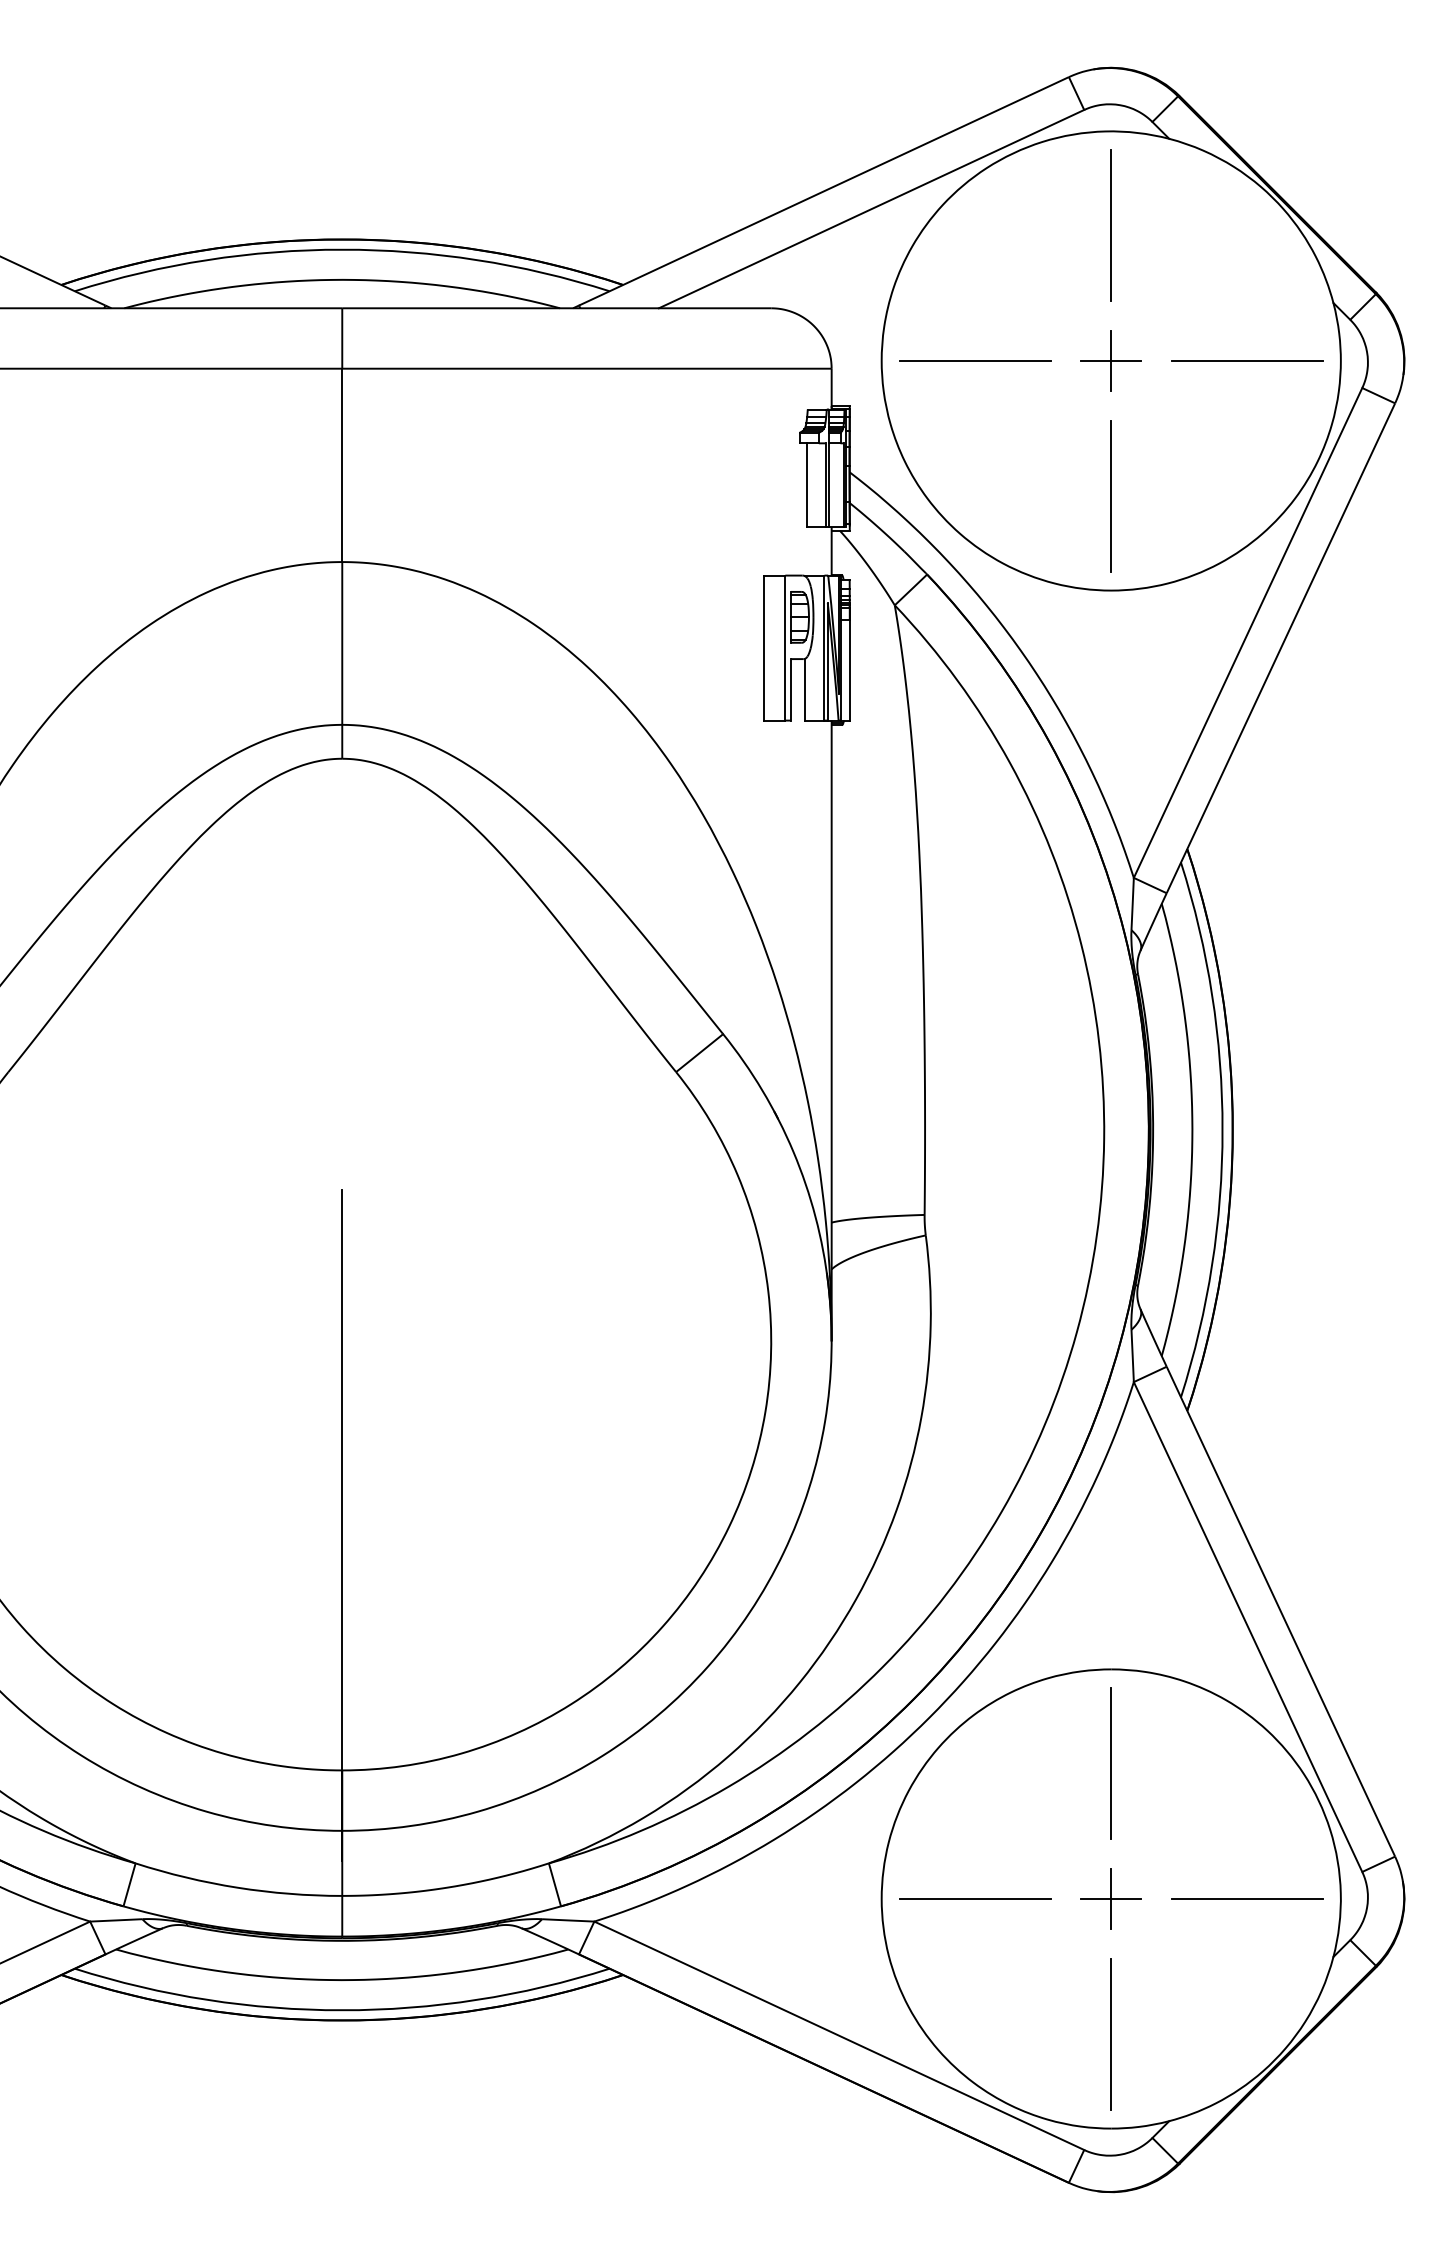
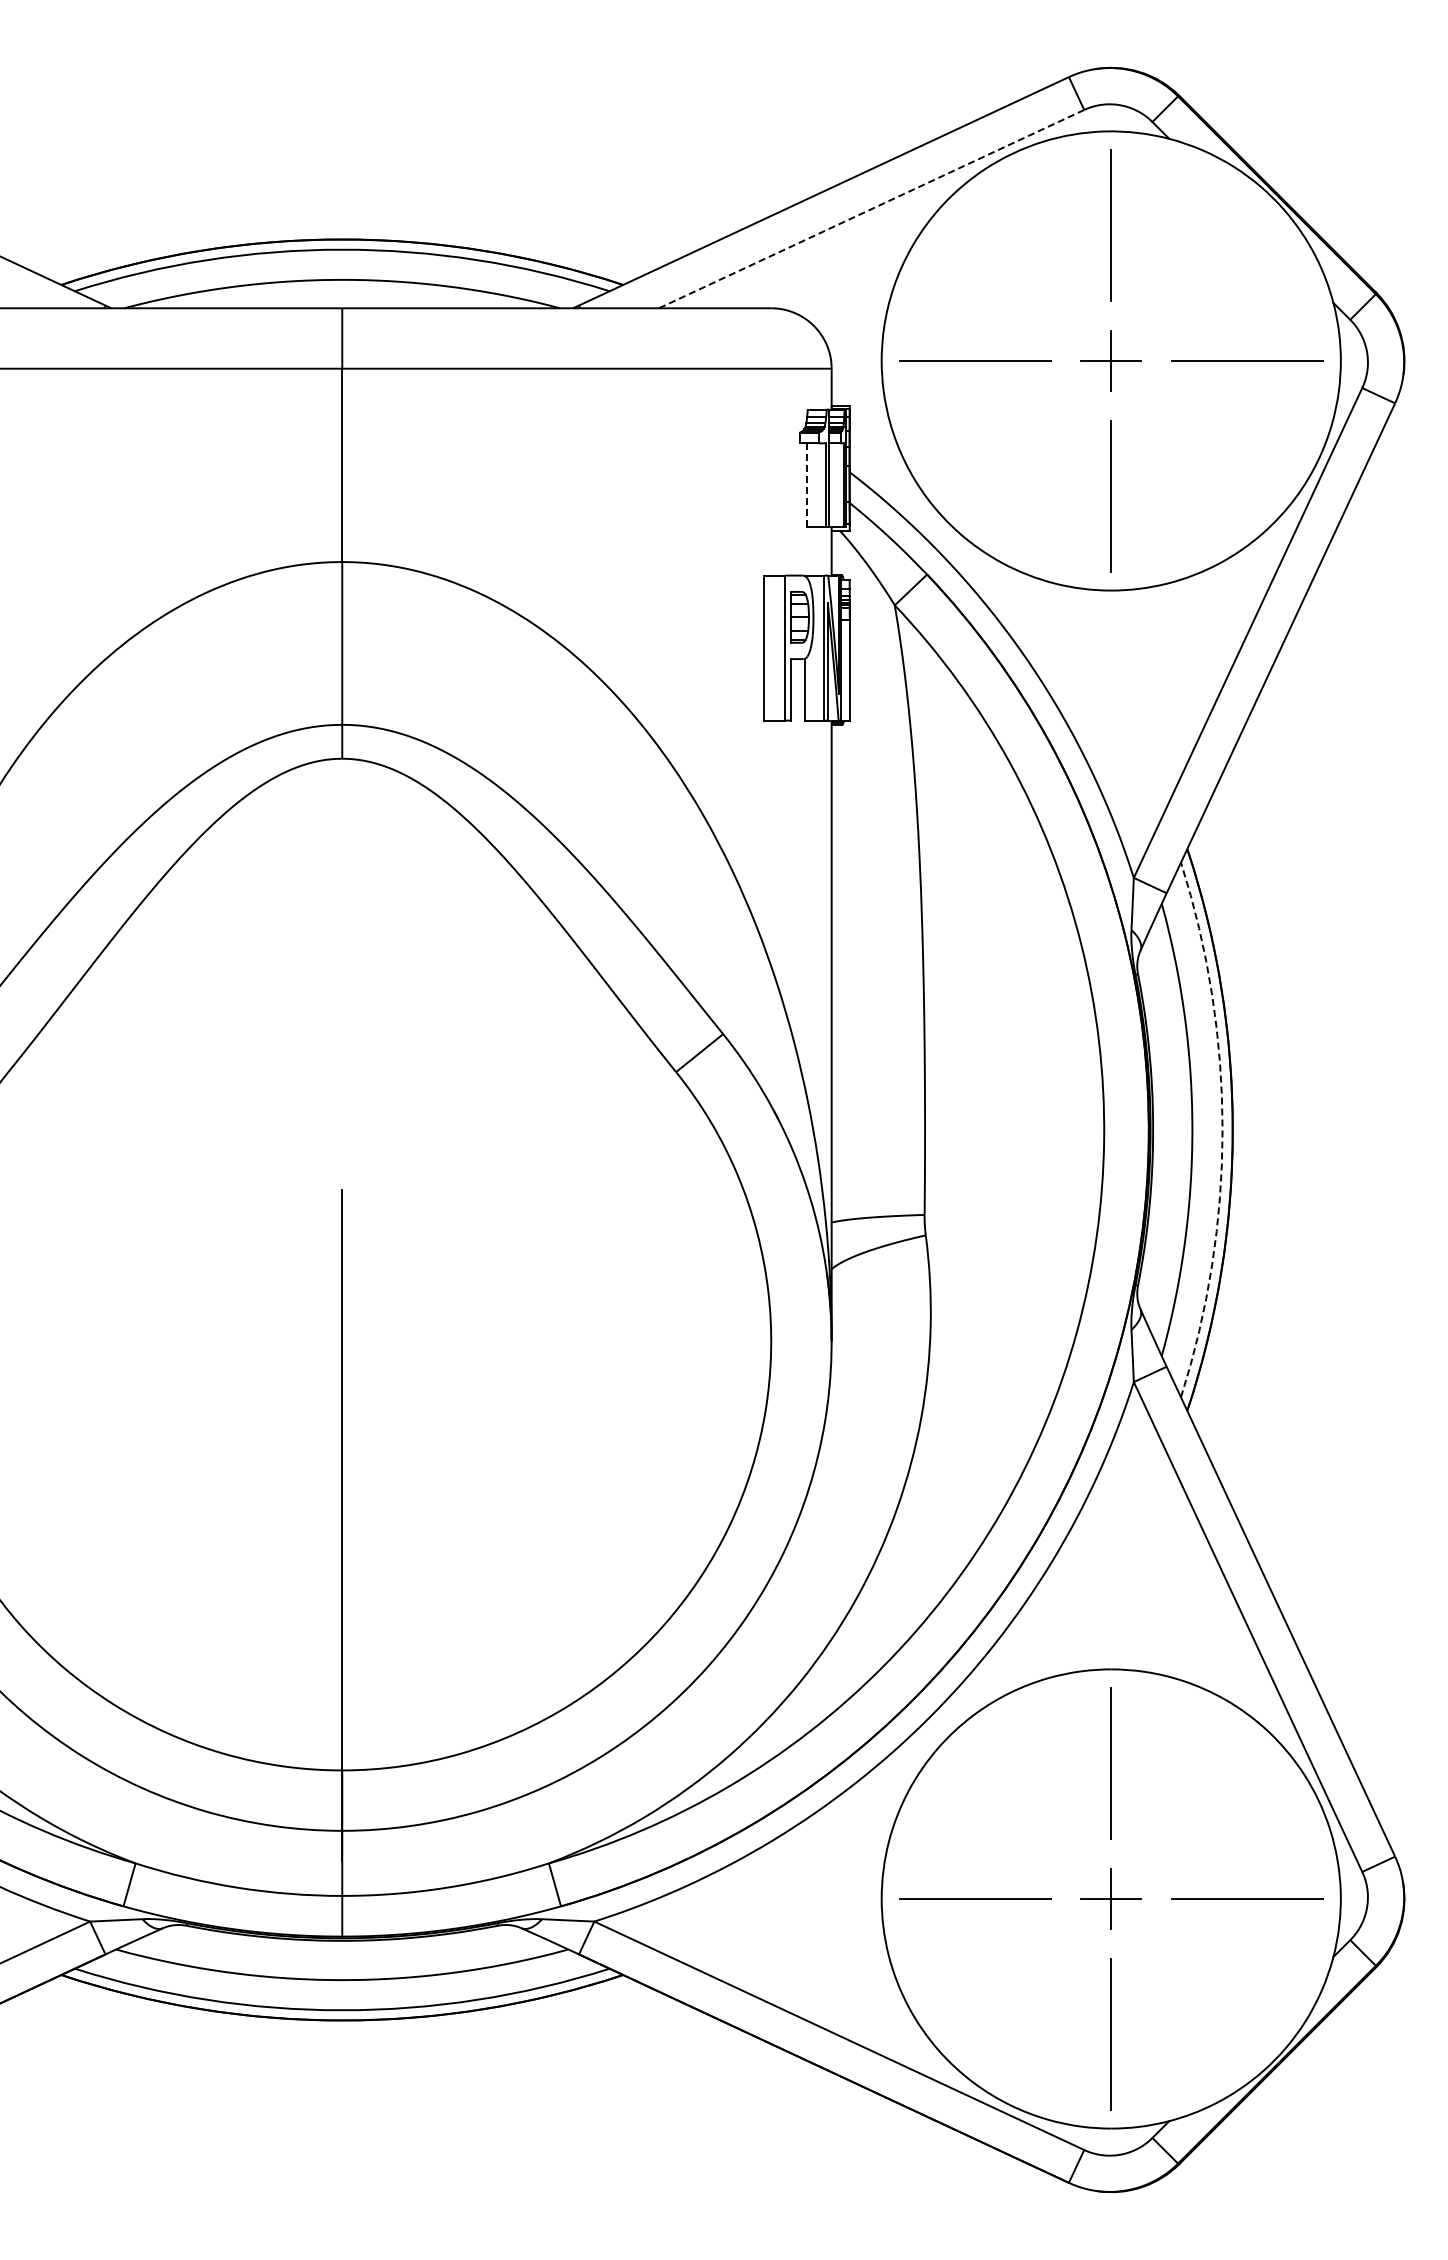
line: solid -> dashed (871, 209)
line: solid -> dashed (806, 485)
arc: solid -> dashed (1222, 1129)
